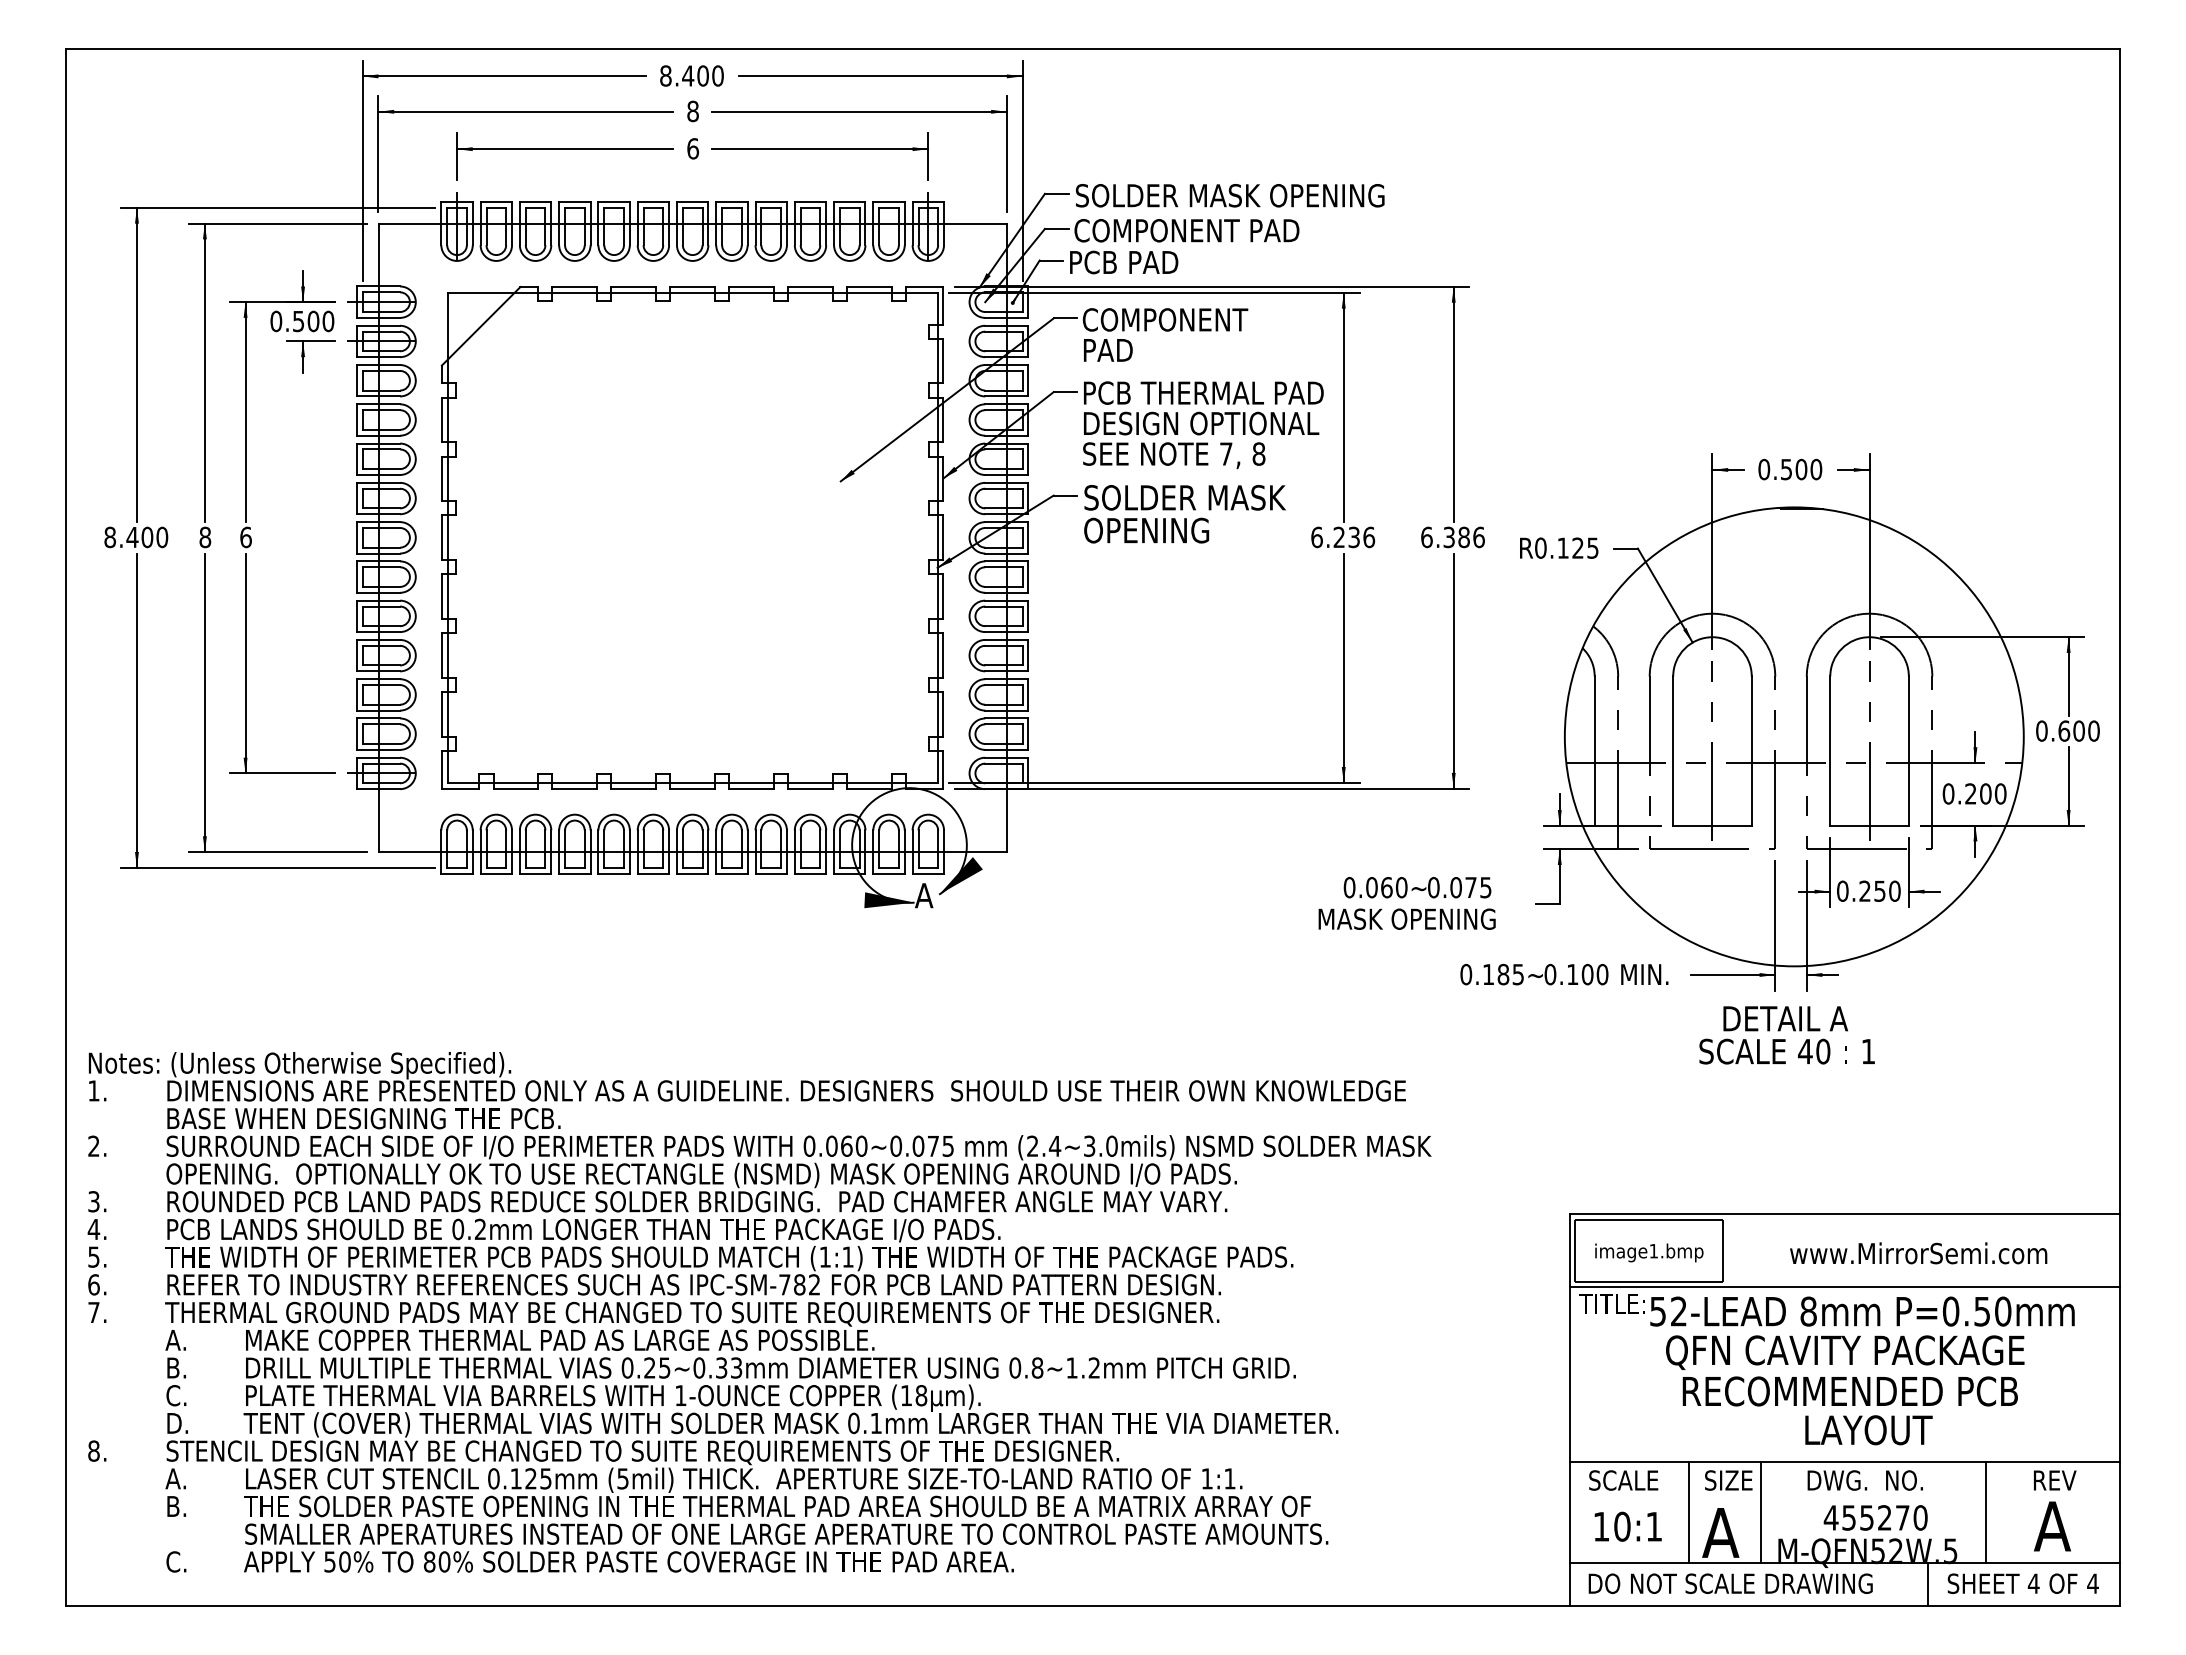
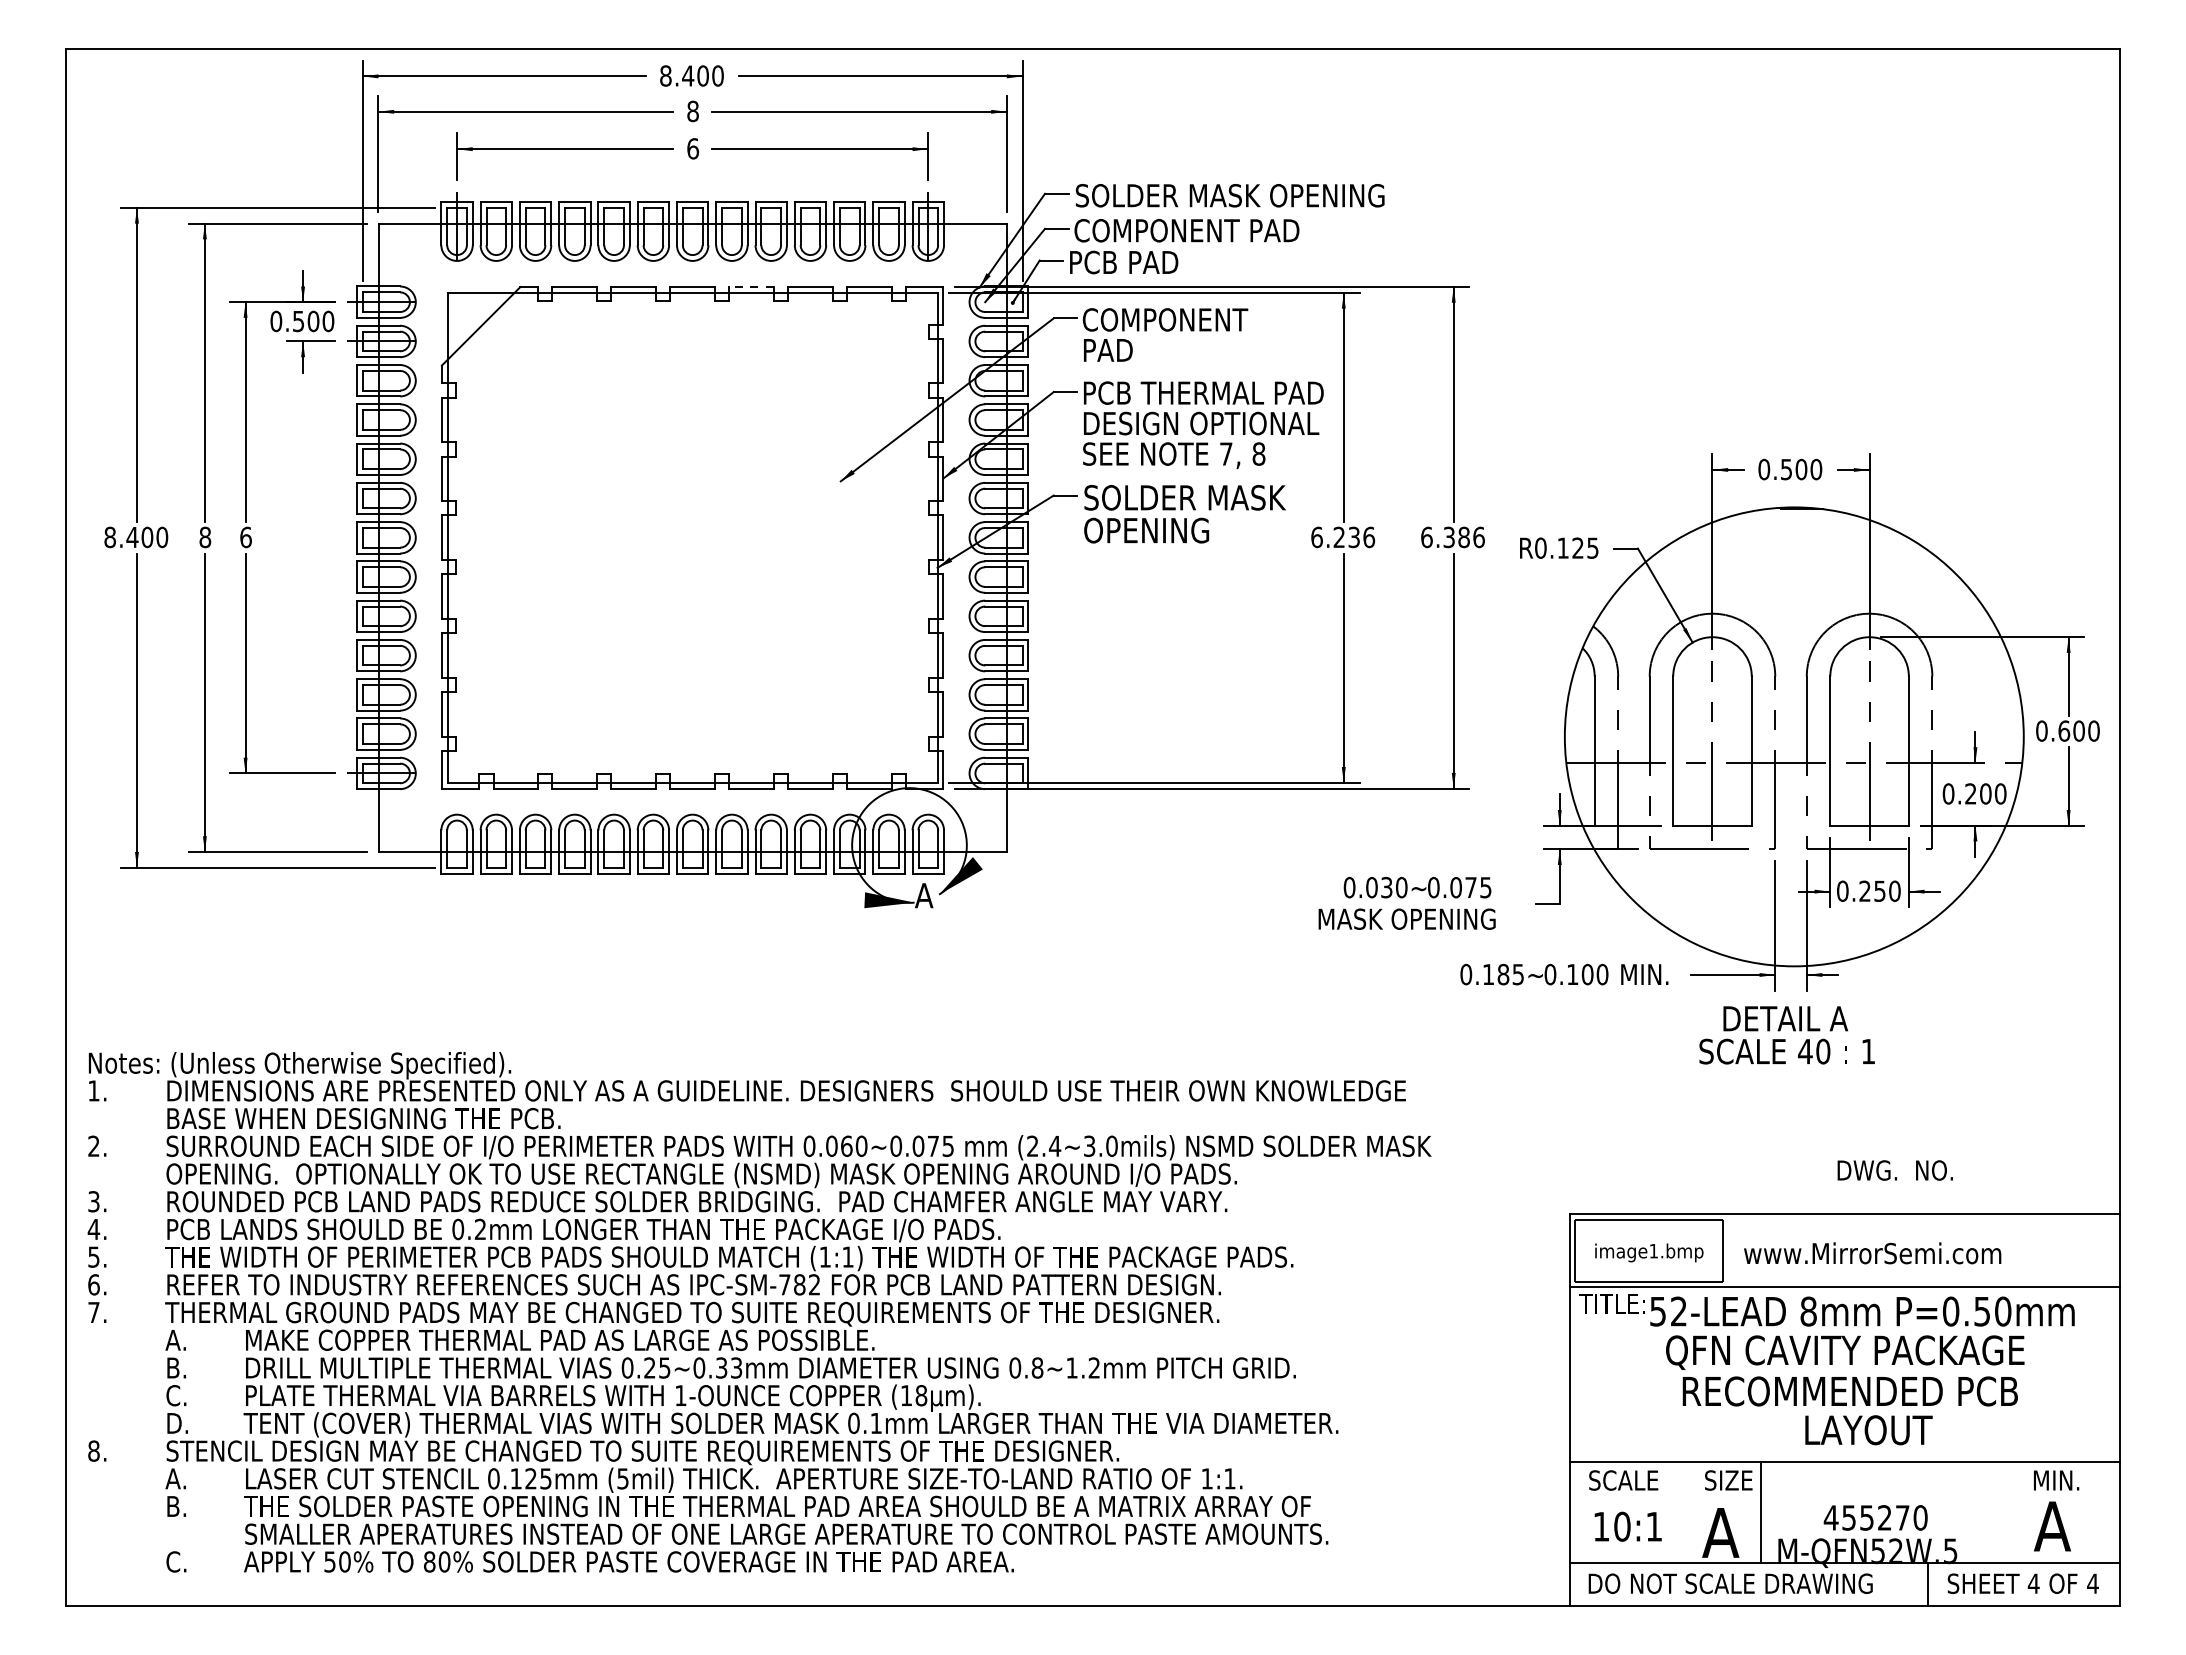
line: solid -> dashed (751, 287)
text: 0.060~ -> 0.030~ (1386, 887)
text position: (1918, 1253) -> (1872, 1253) (1872, 1253)
text position: (1864, 1480) -> (1894, 1170) (1894, 1170)
text: REV -> MIN. (2057, 1480)
line: present -> none (1689, 1512)
line: present -> none (1985, 1512)
